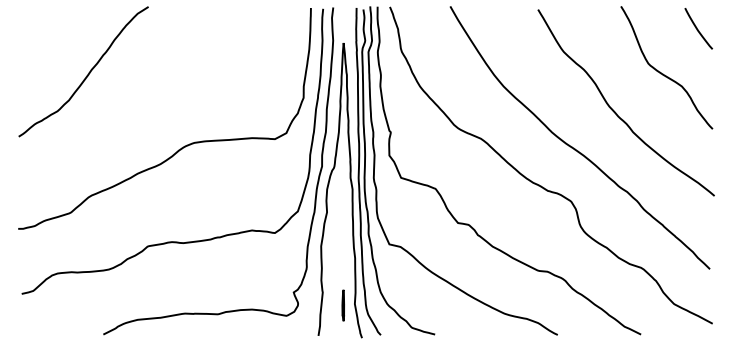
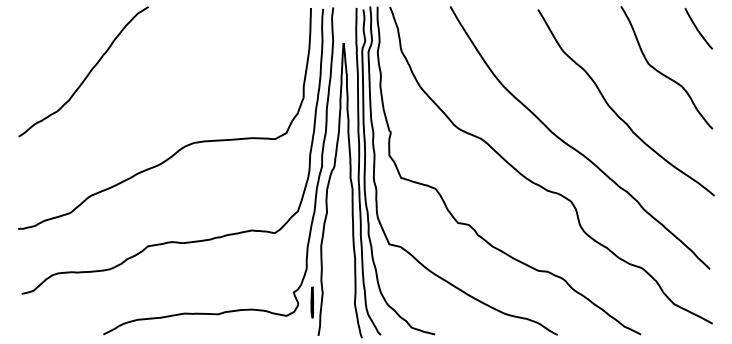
line position: (342, 305) -> (311, 302) (311, 302)
